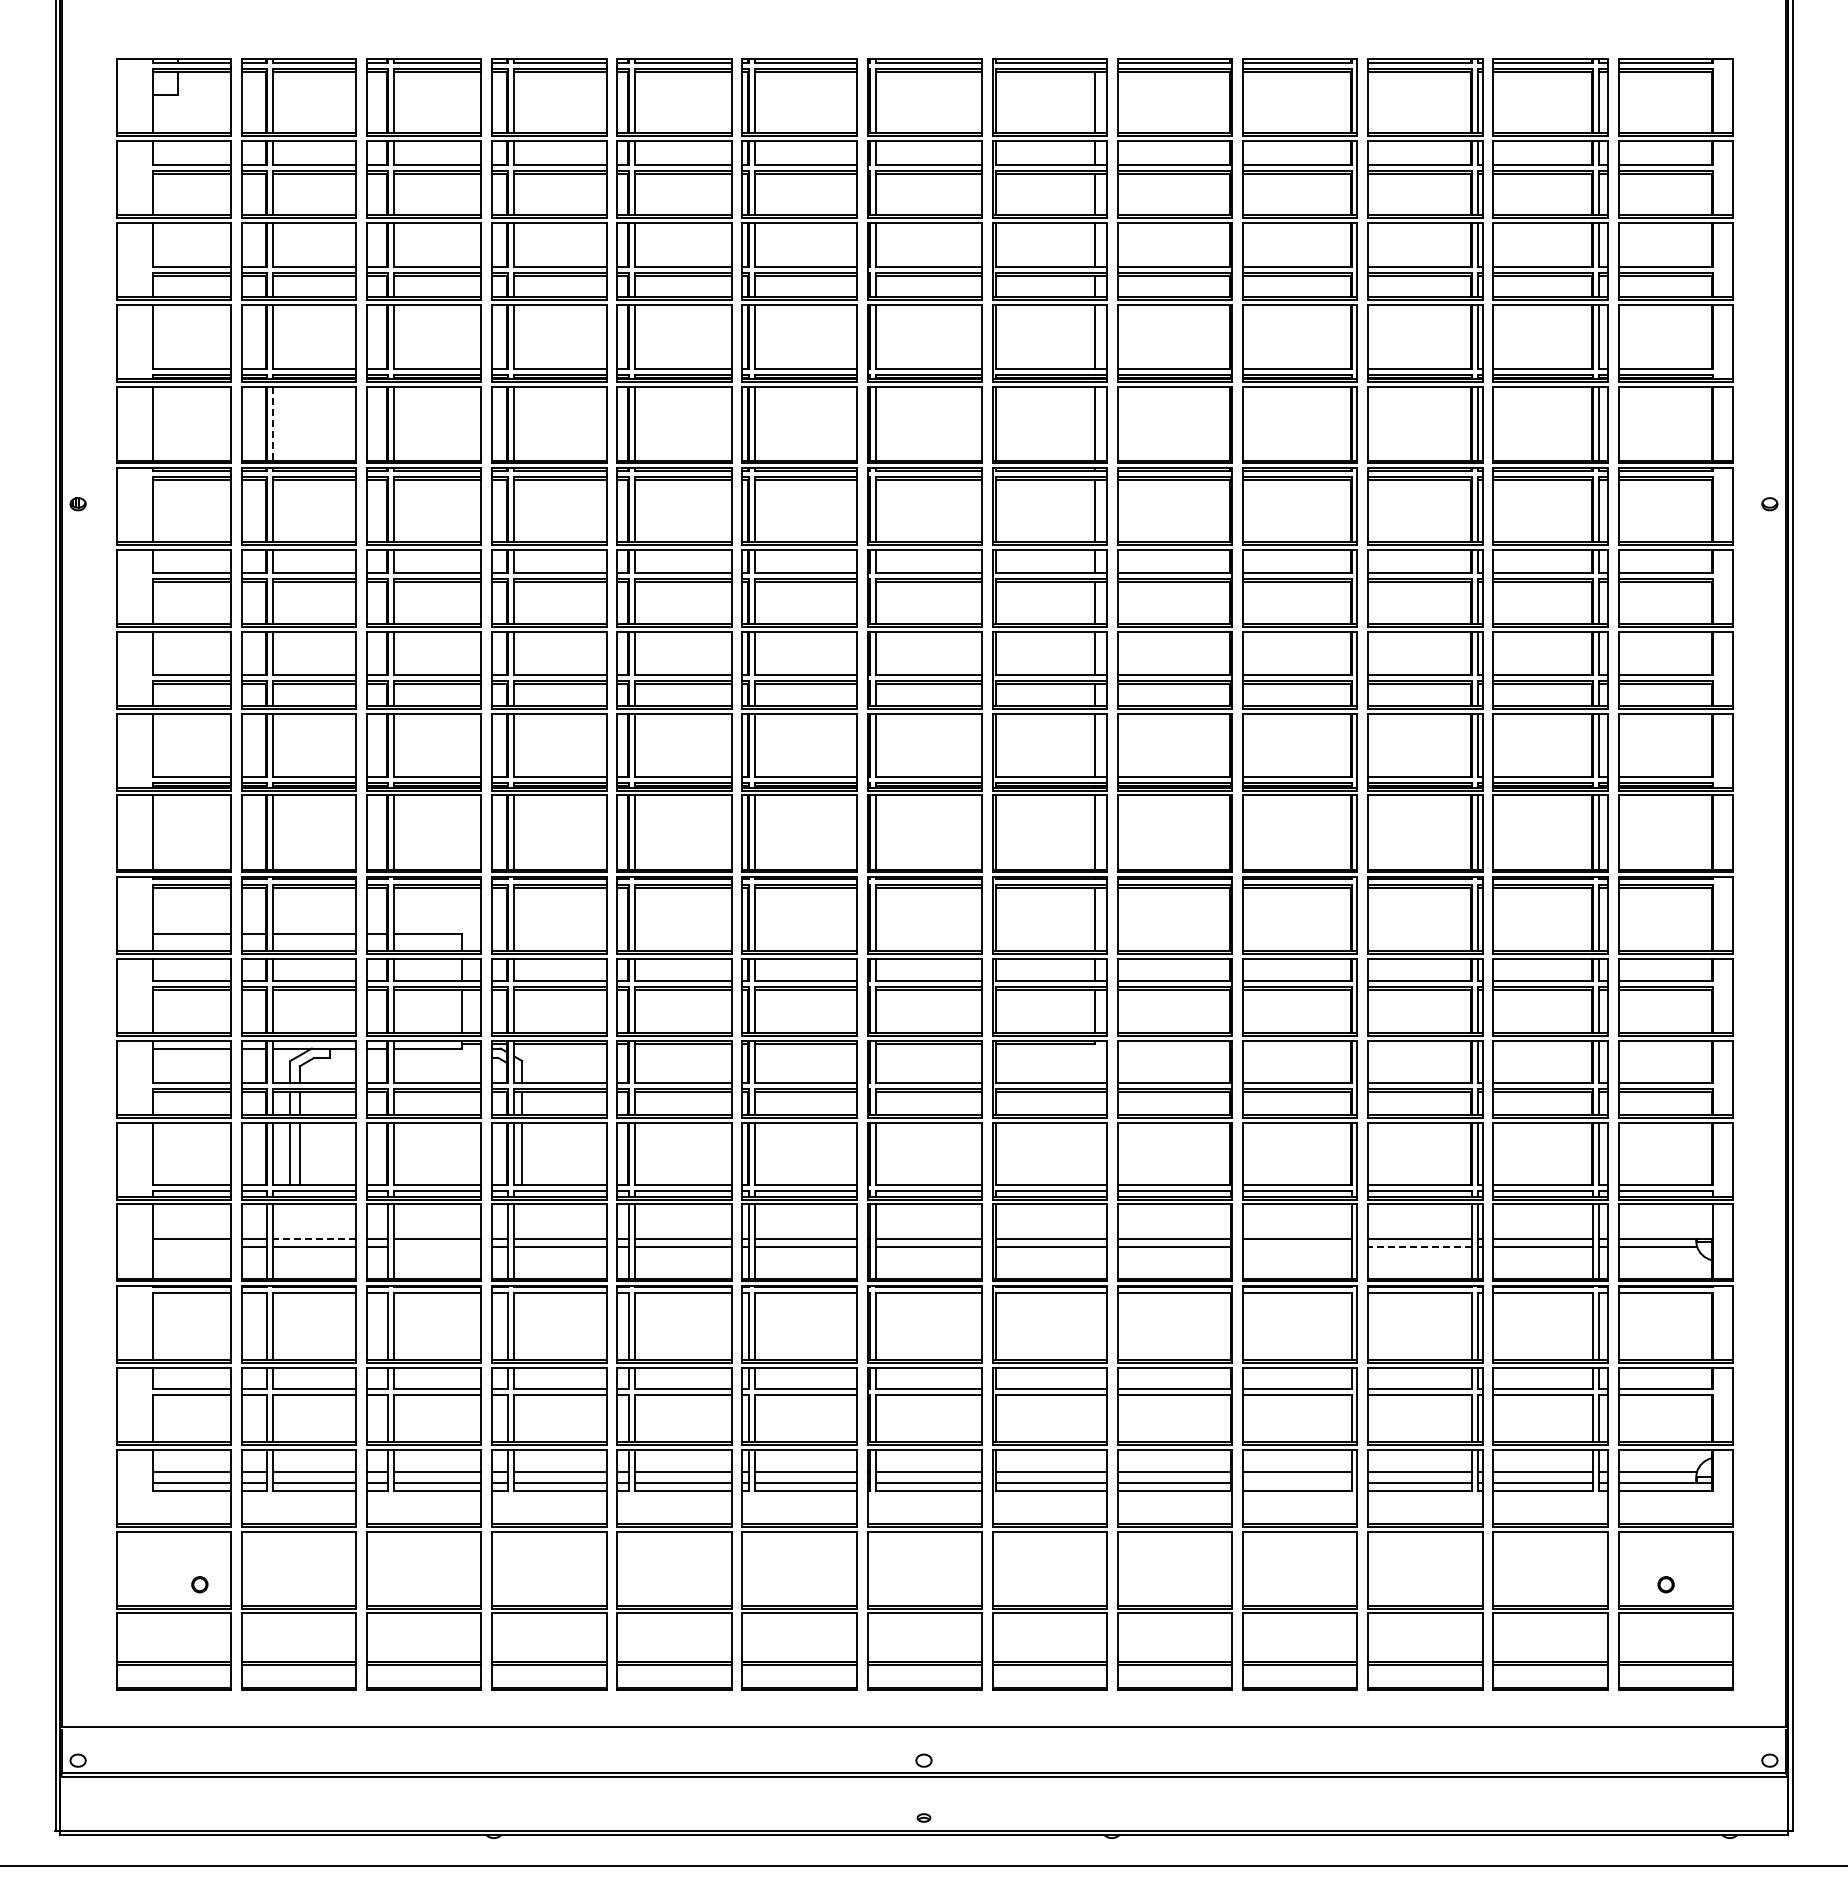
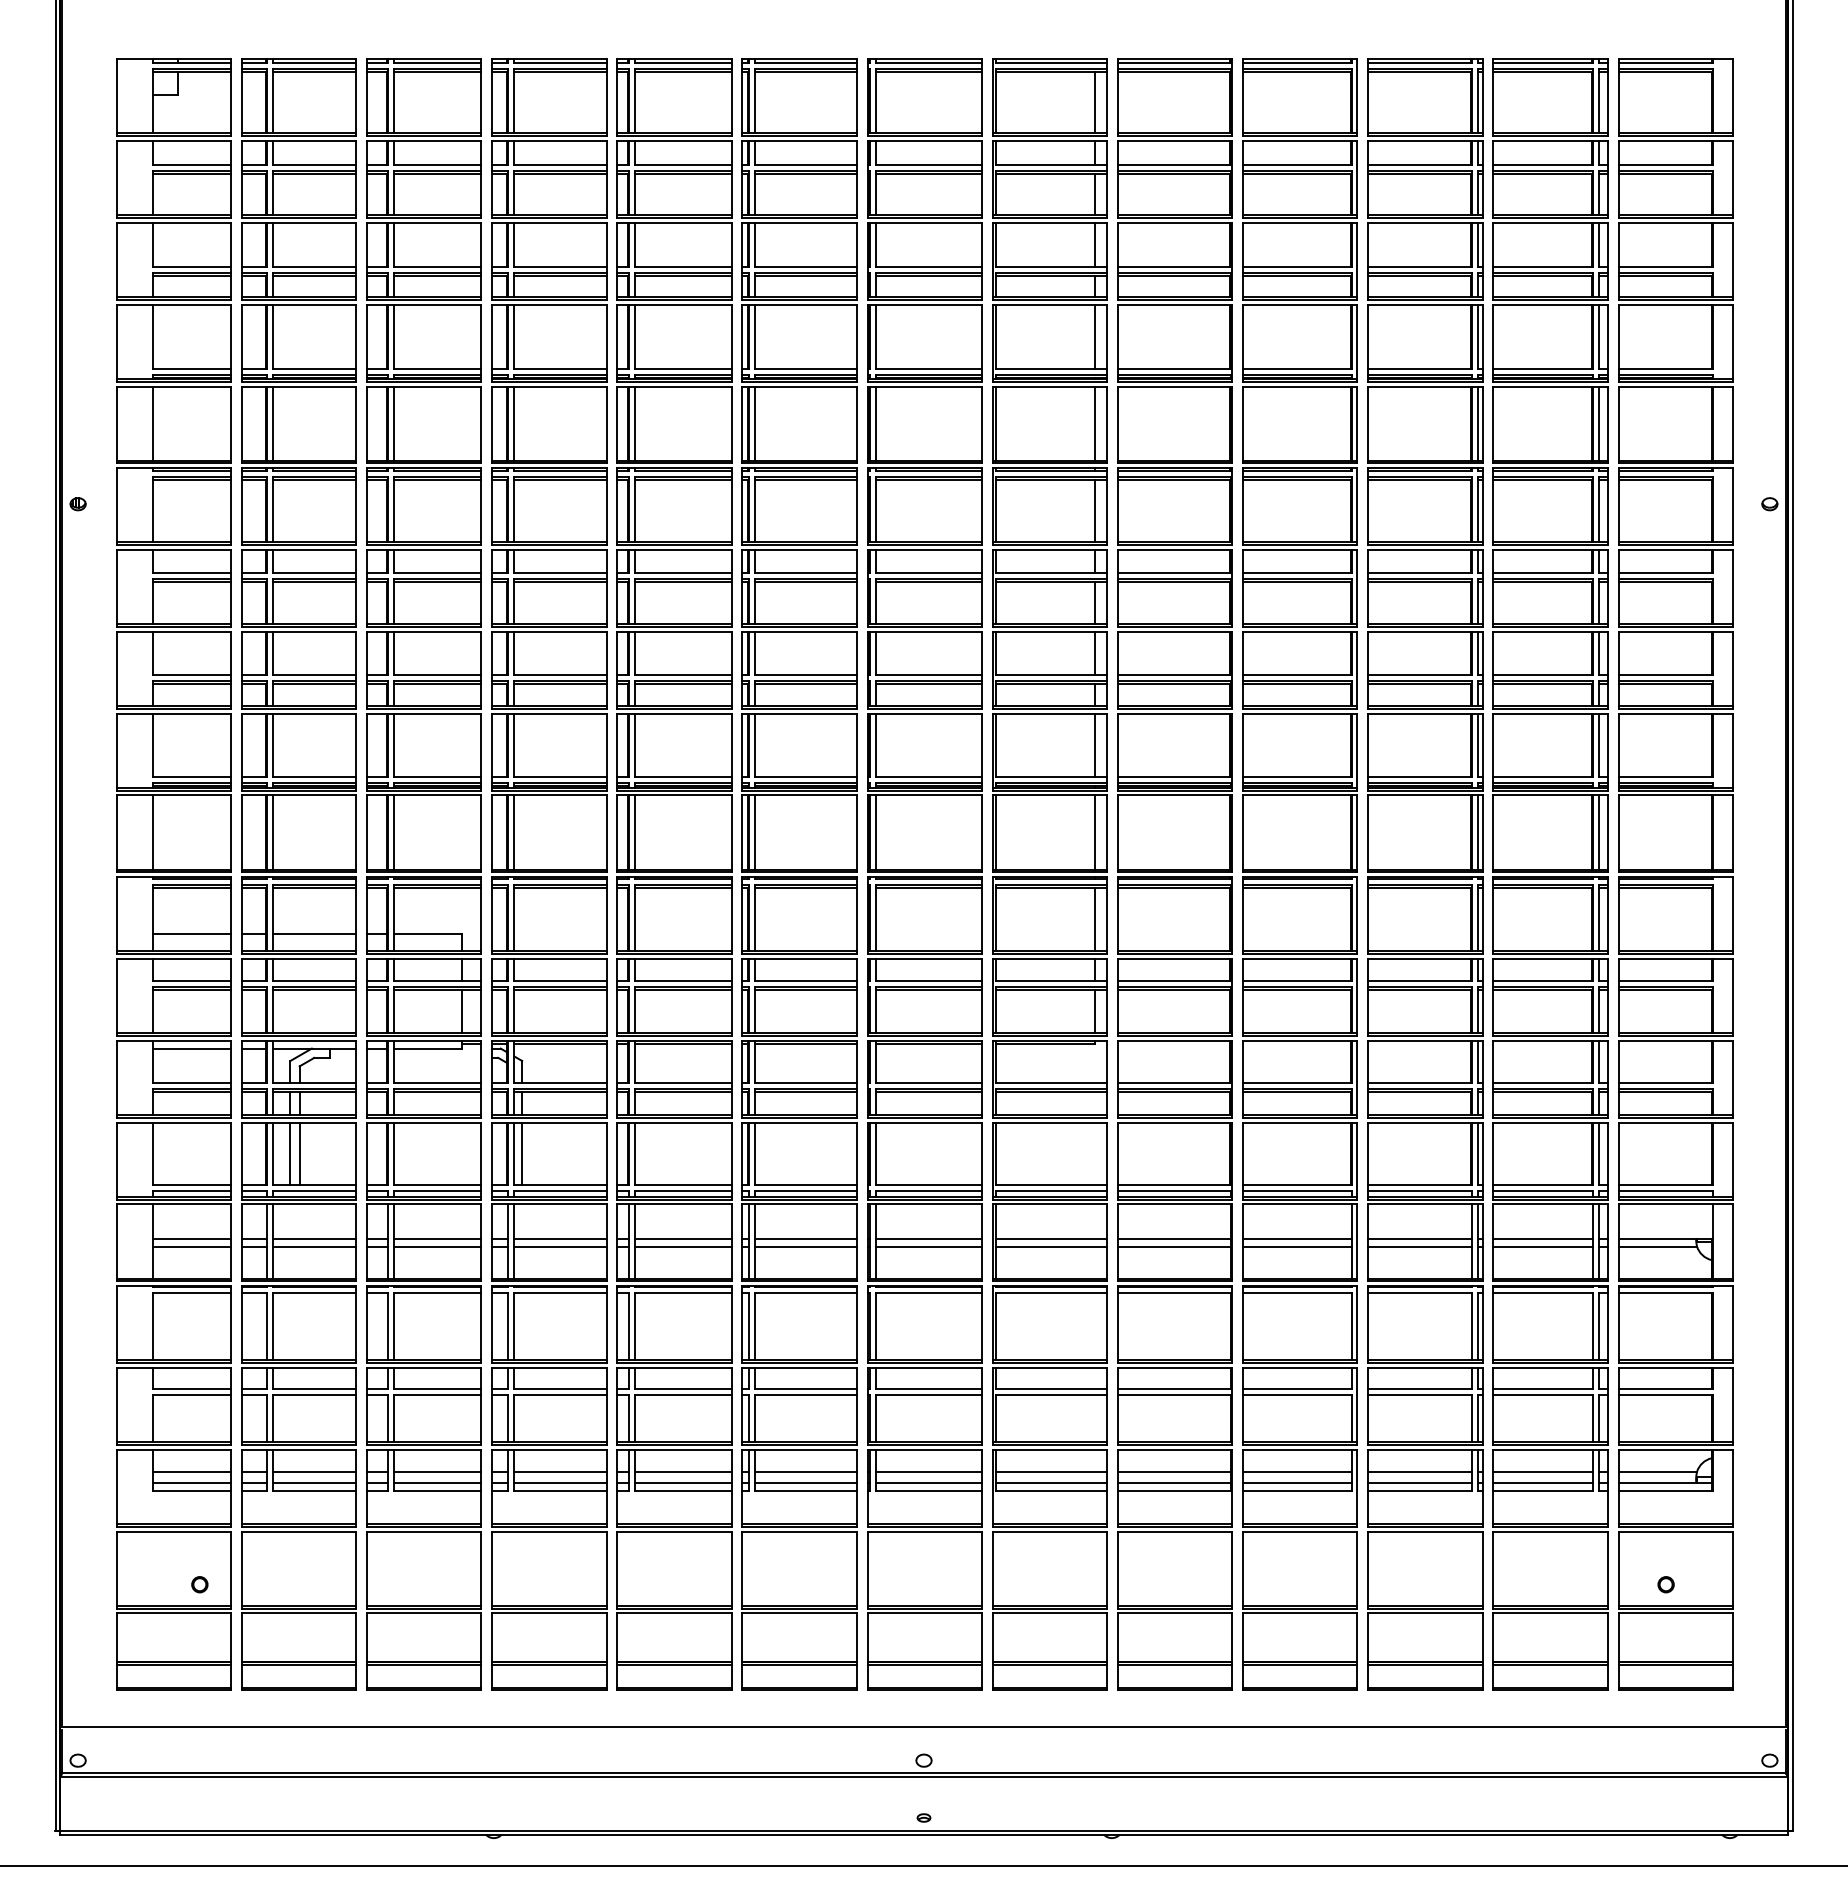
line: dashed -> solid (273, 424)
line: dashed -> solid (314, 1238)
line: none -> present (191, 1246)
line: none -> present (437, 1246)
line: none -> present (1297, 1246)
line: dashed -> solid (1419, 1246)
line: none -> present (1297, 1482)
